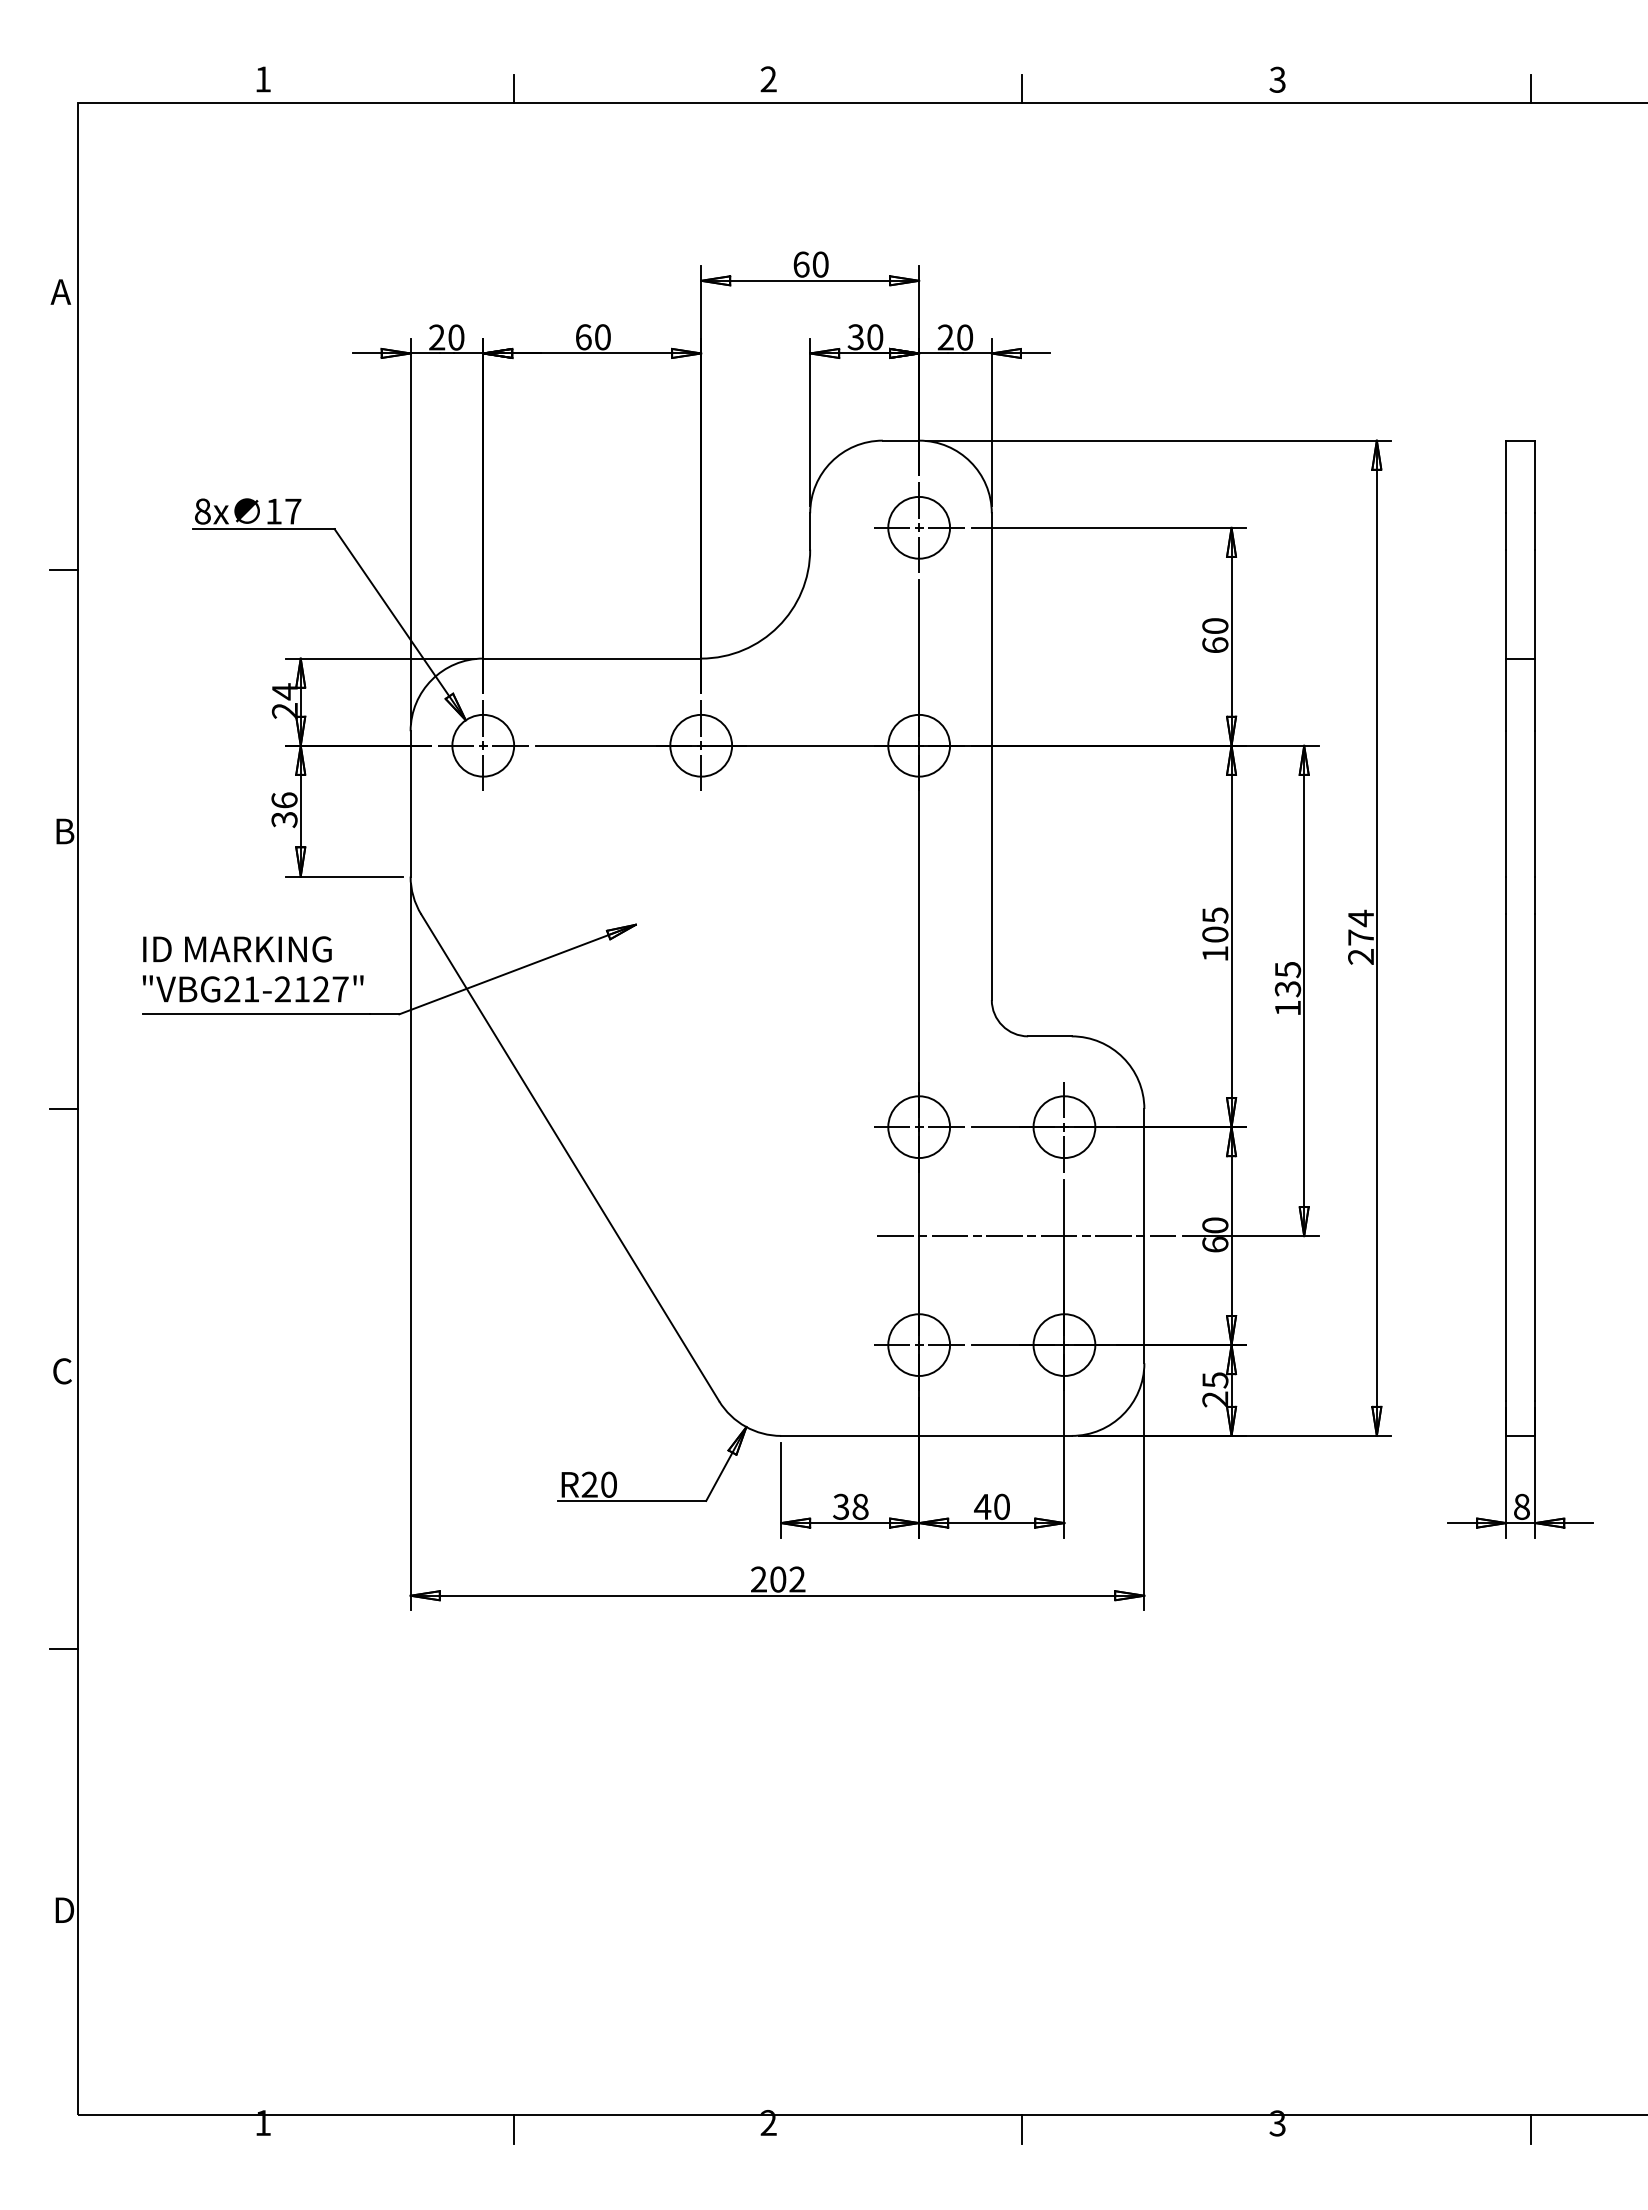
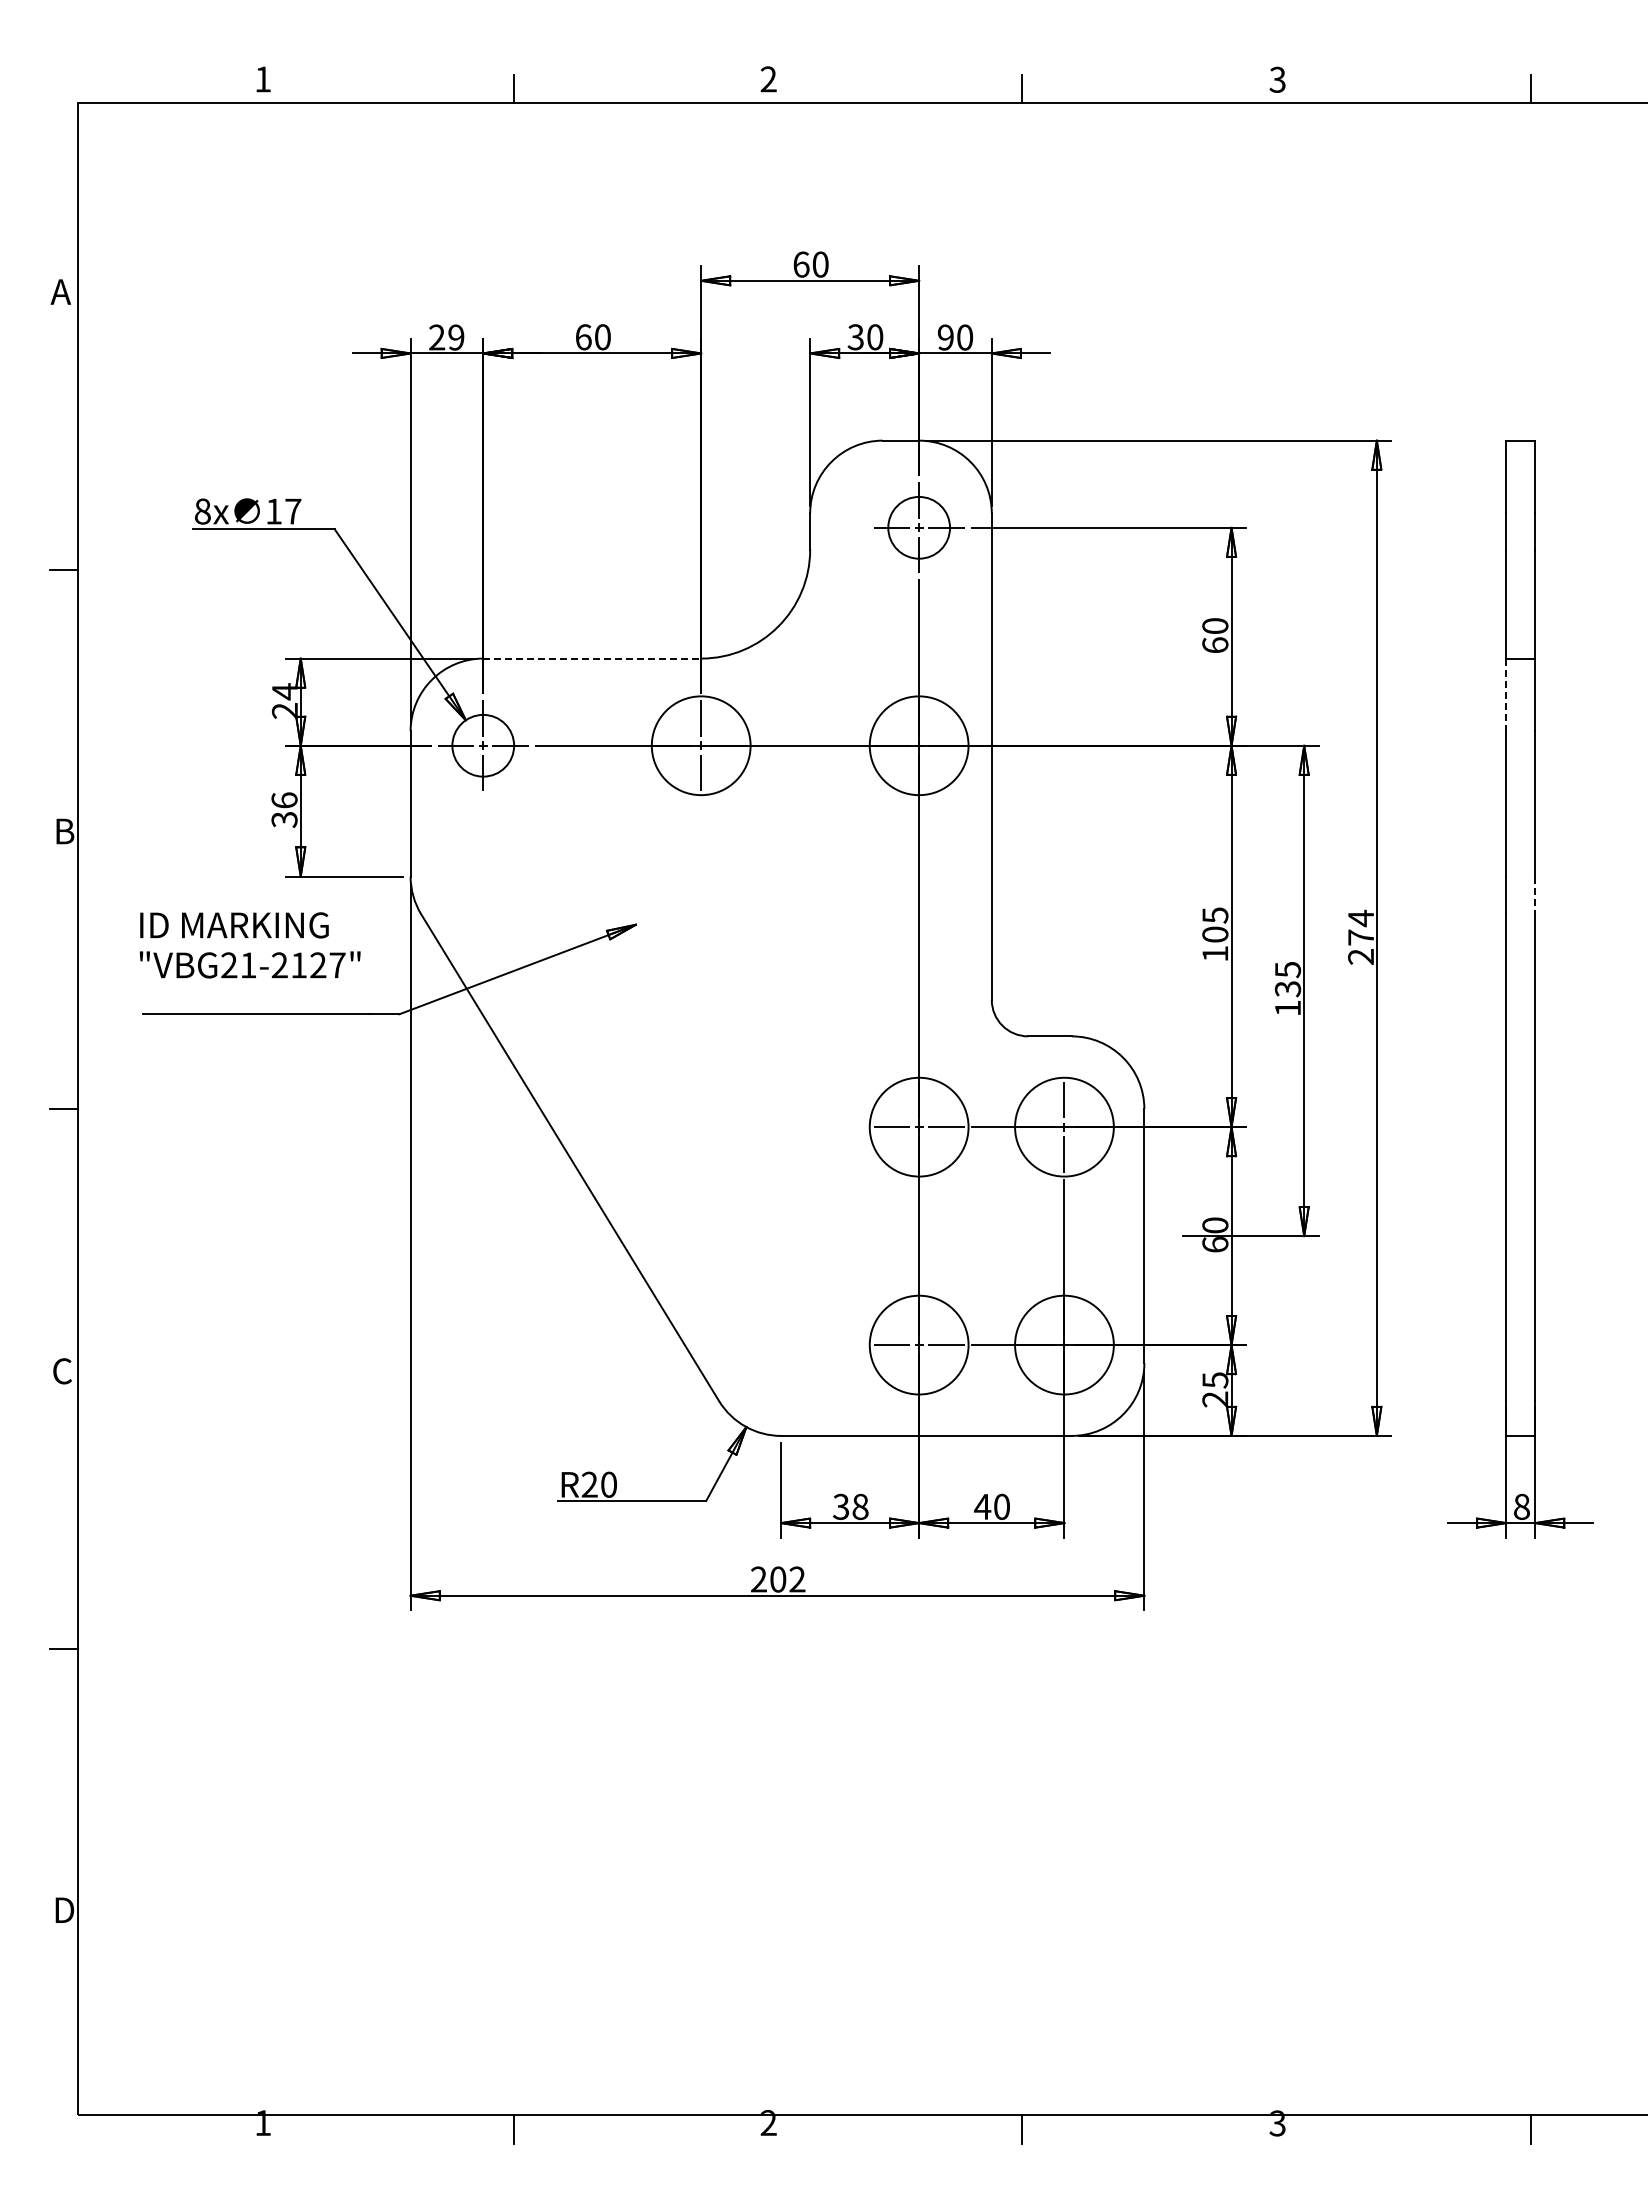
text: 20 -> 29 (456, 337)
text: 20 -> 90 (945, 337)
line: solid -> dashed (592, 658)
line: solid -> dashed (1506, 695)
circle diameter: 62 px -> 99 px (700, 745)
circle diameter: 62 px -> 99 px (918, 745)
line: solid -> dashed (1535, 895)
text position: (252, 969) -> (249, 945) (249, 945)
circle diameter: 62 px -> 99 px (918, 1126)
circle diameter: 62 px -> 99 px (1064, 1126)
line: present -> none (1026, 1236)
circle diameter: 62 px -> 99 px (918, 1344)
circle diameter: 62 px -> 99 px (1064, 1344)
